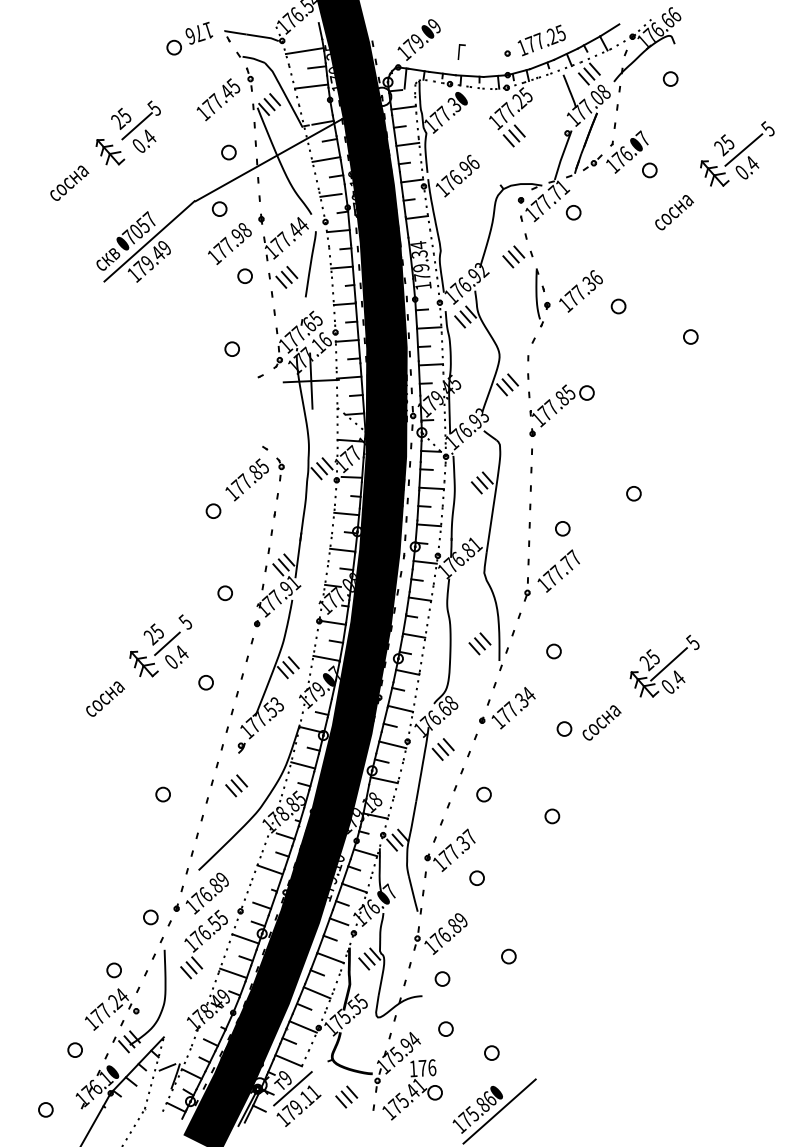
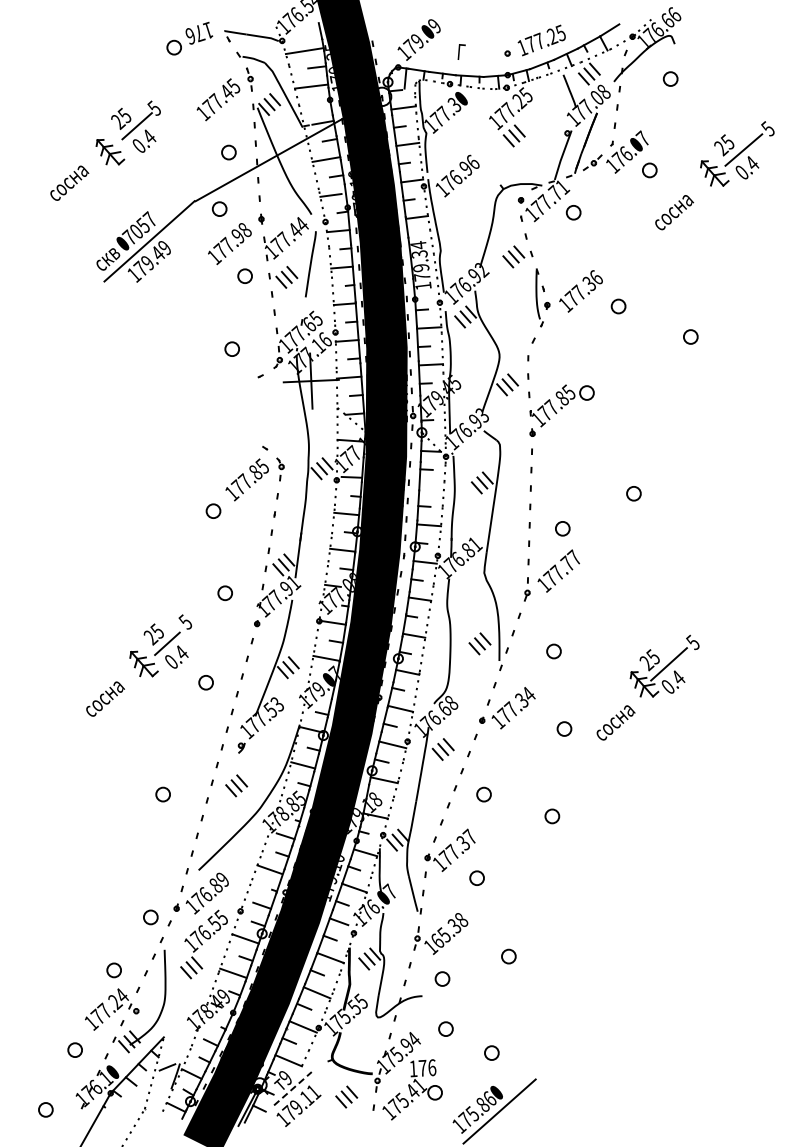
line: present -> none (431, 488)
text position: (601, 722) -> (615, 722) (615, 722)
text: 176.89 -> 165.38 (448, 930)
line: solid -> dashed (293, 1088)
